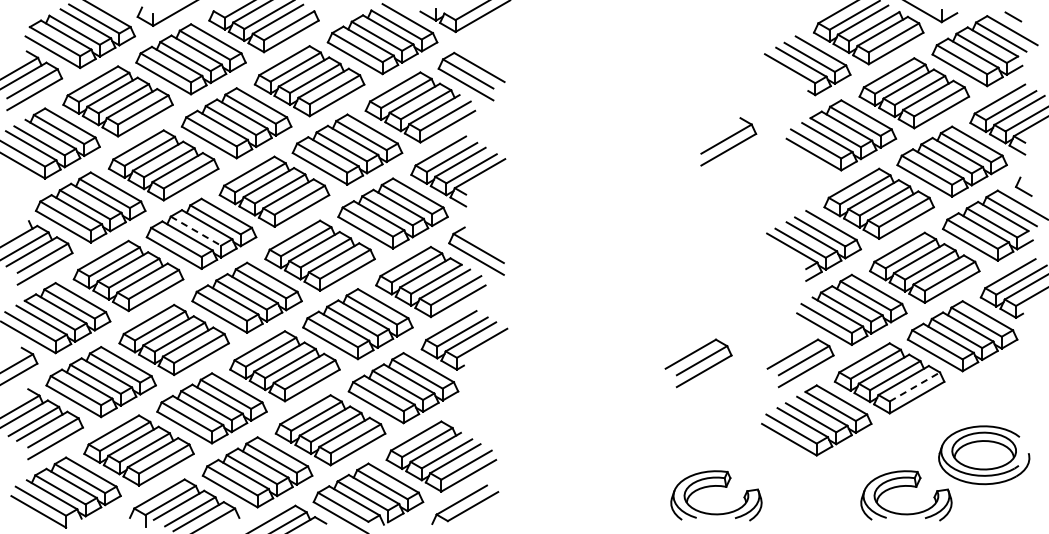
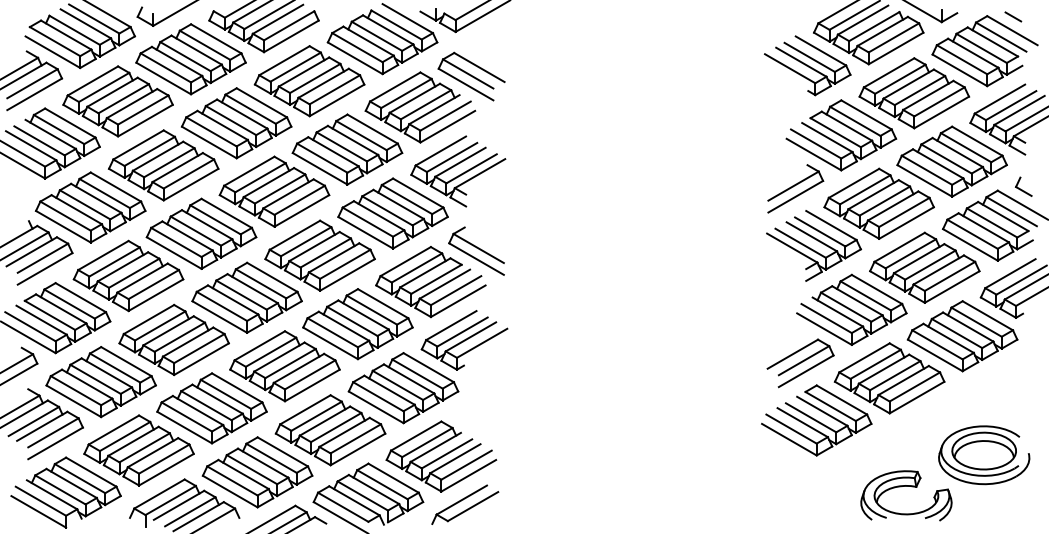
part position: (728, 141) -> (795, 188) (795, 188)
line: dashed -> solid (196, 231)
part: present -> none (698, 363)
line: dashed -> solid (915, 386)
part: present -> none (716, 486)
